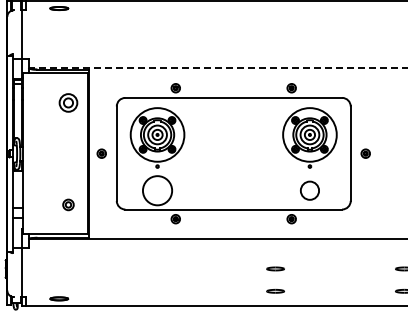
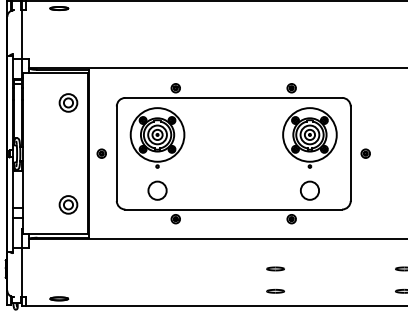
line: dashed -> solid (217, 68)
circle diameter: 29 px -> 18 px (157, 190)
part size: 13x14 px -> 21x20 px (68, 204)
